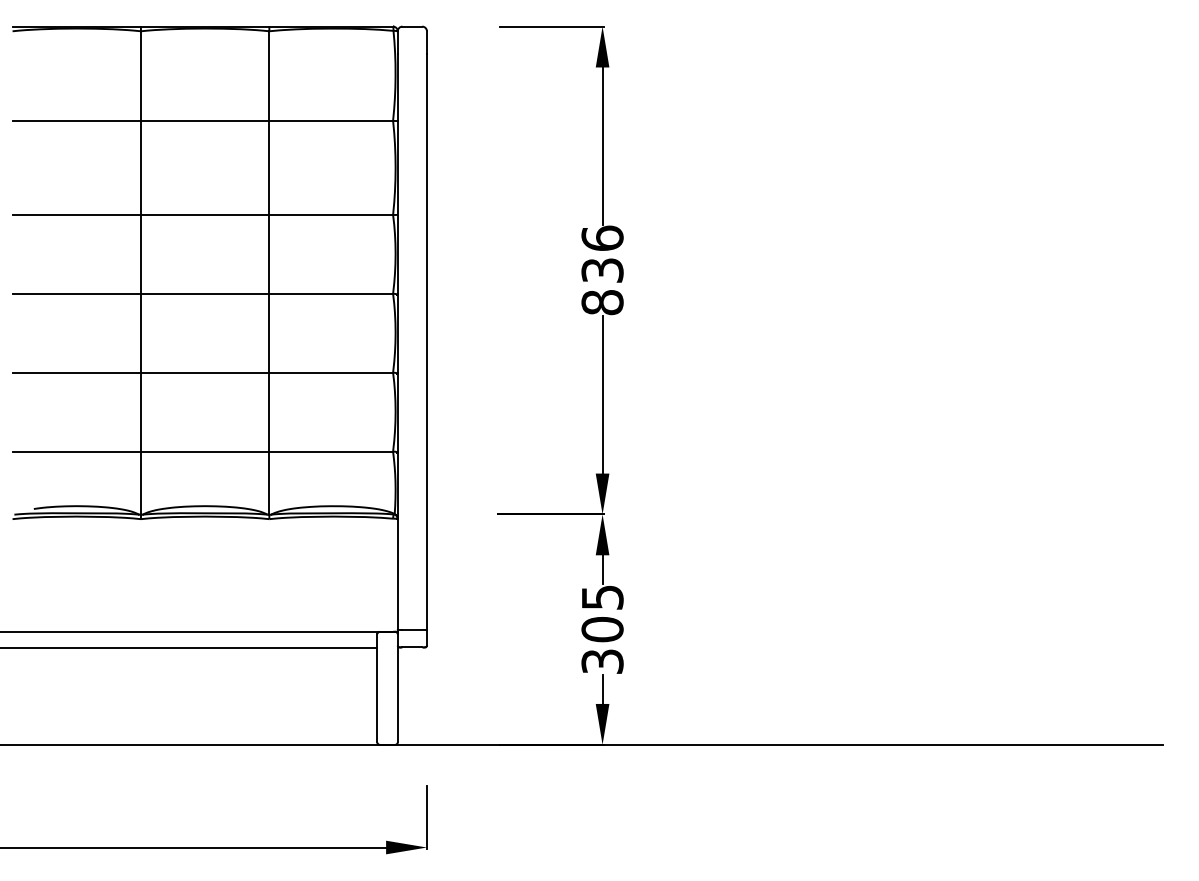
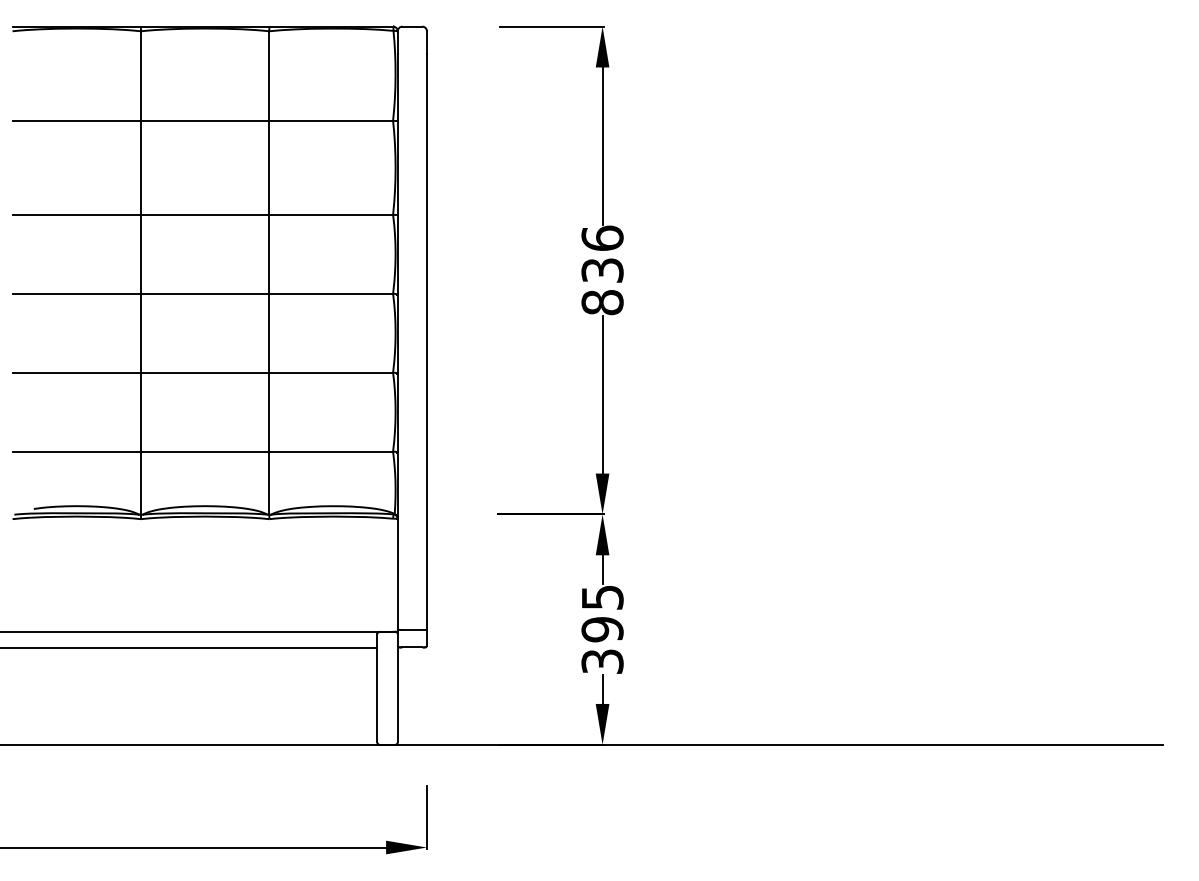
text: 305 -> 395 (602, 629)
